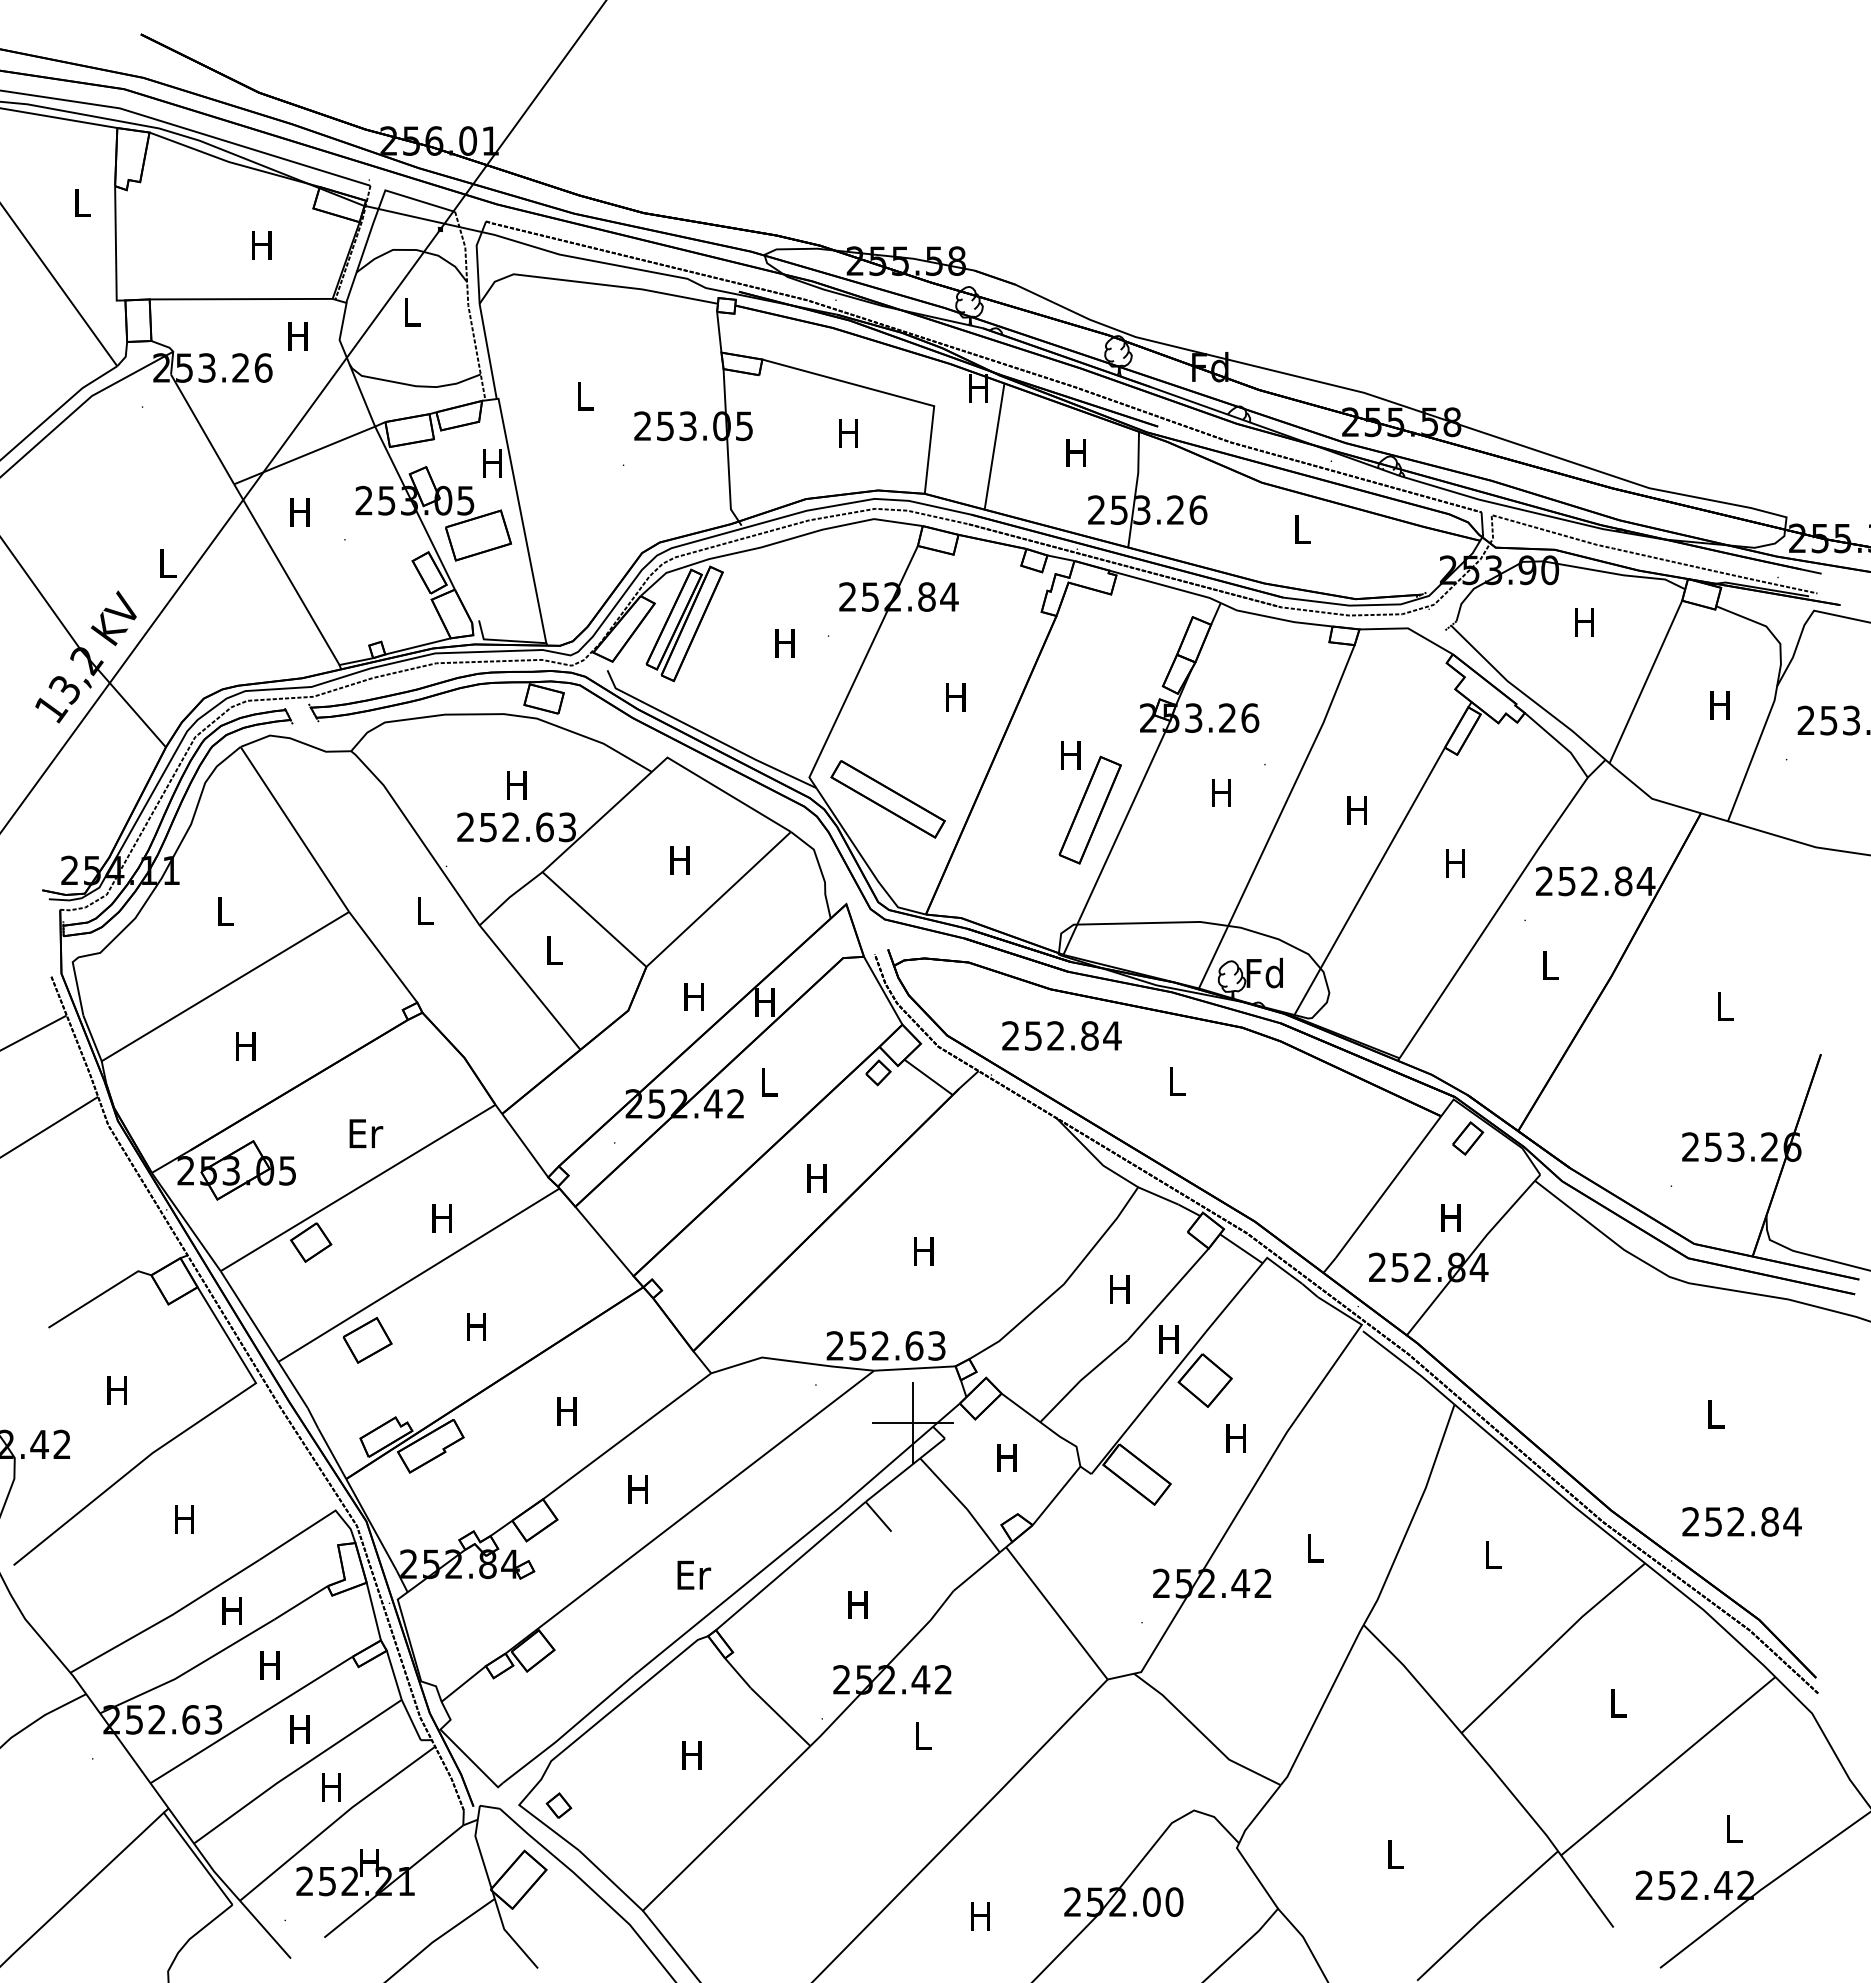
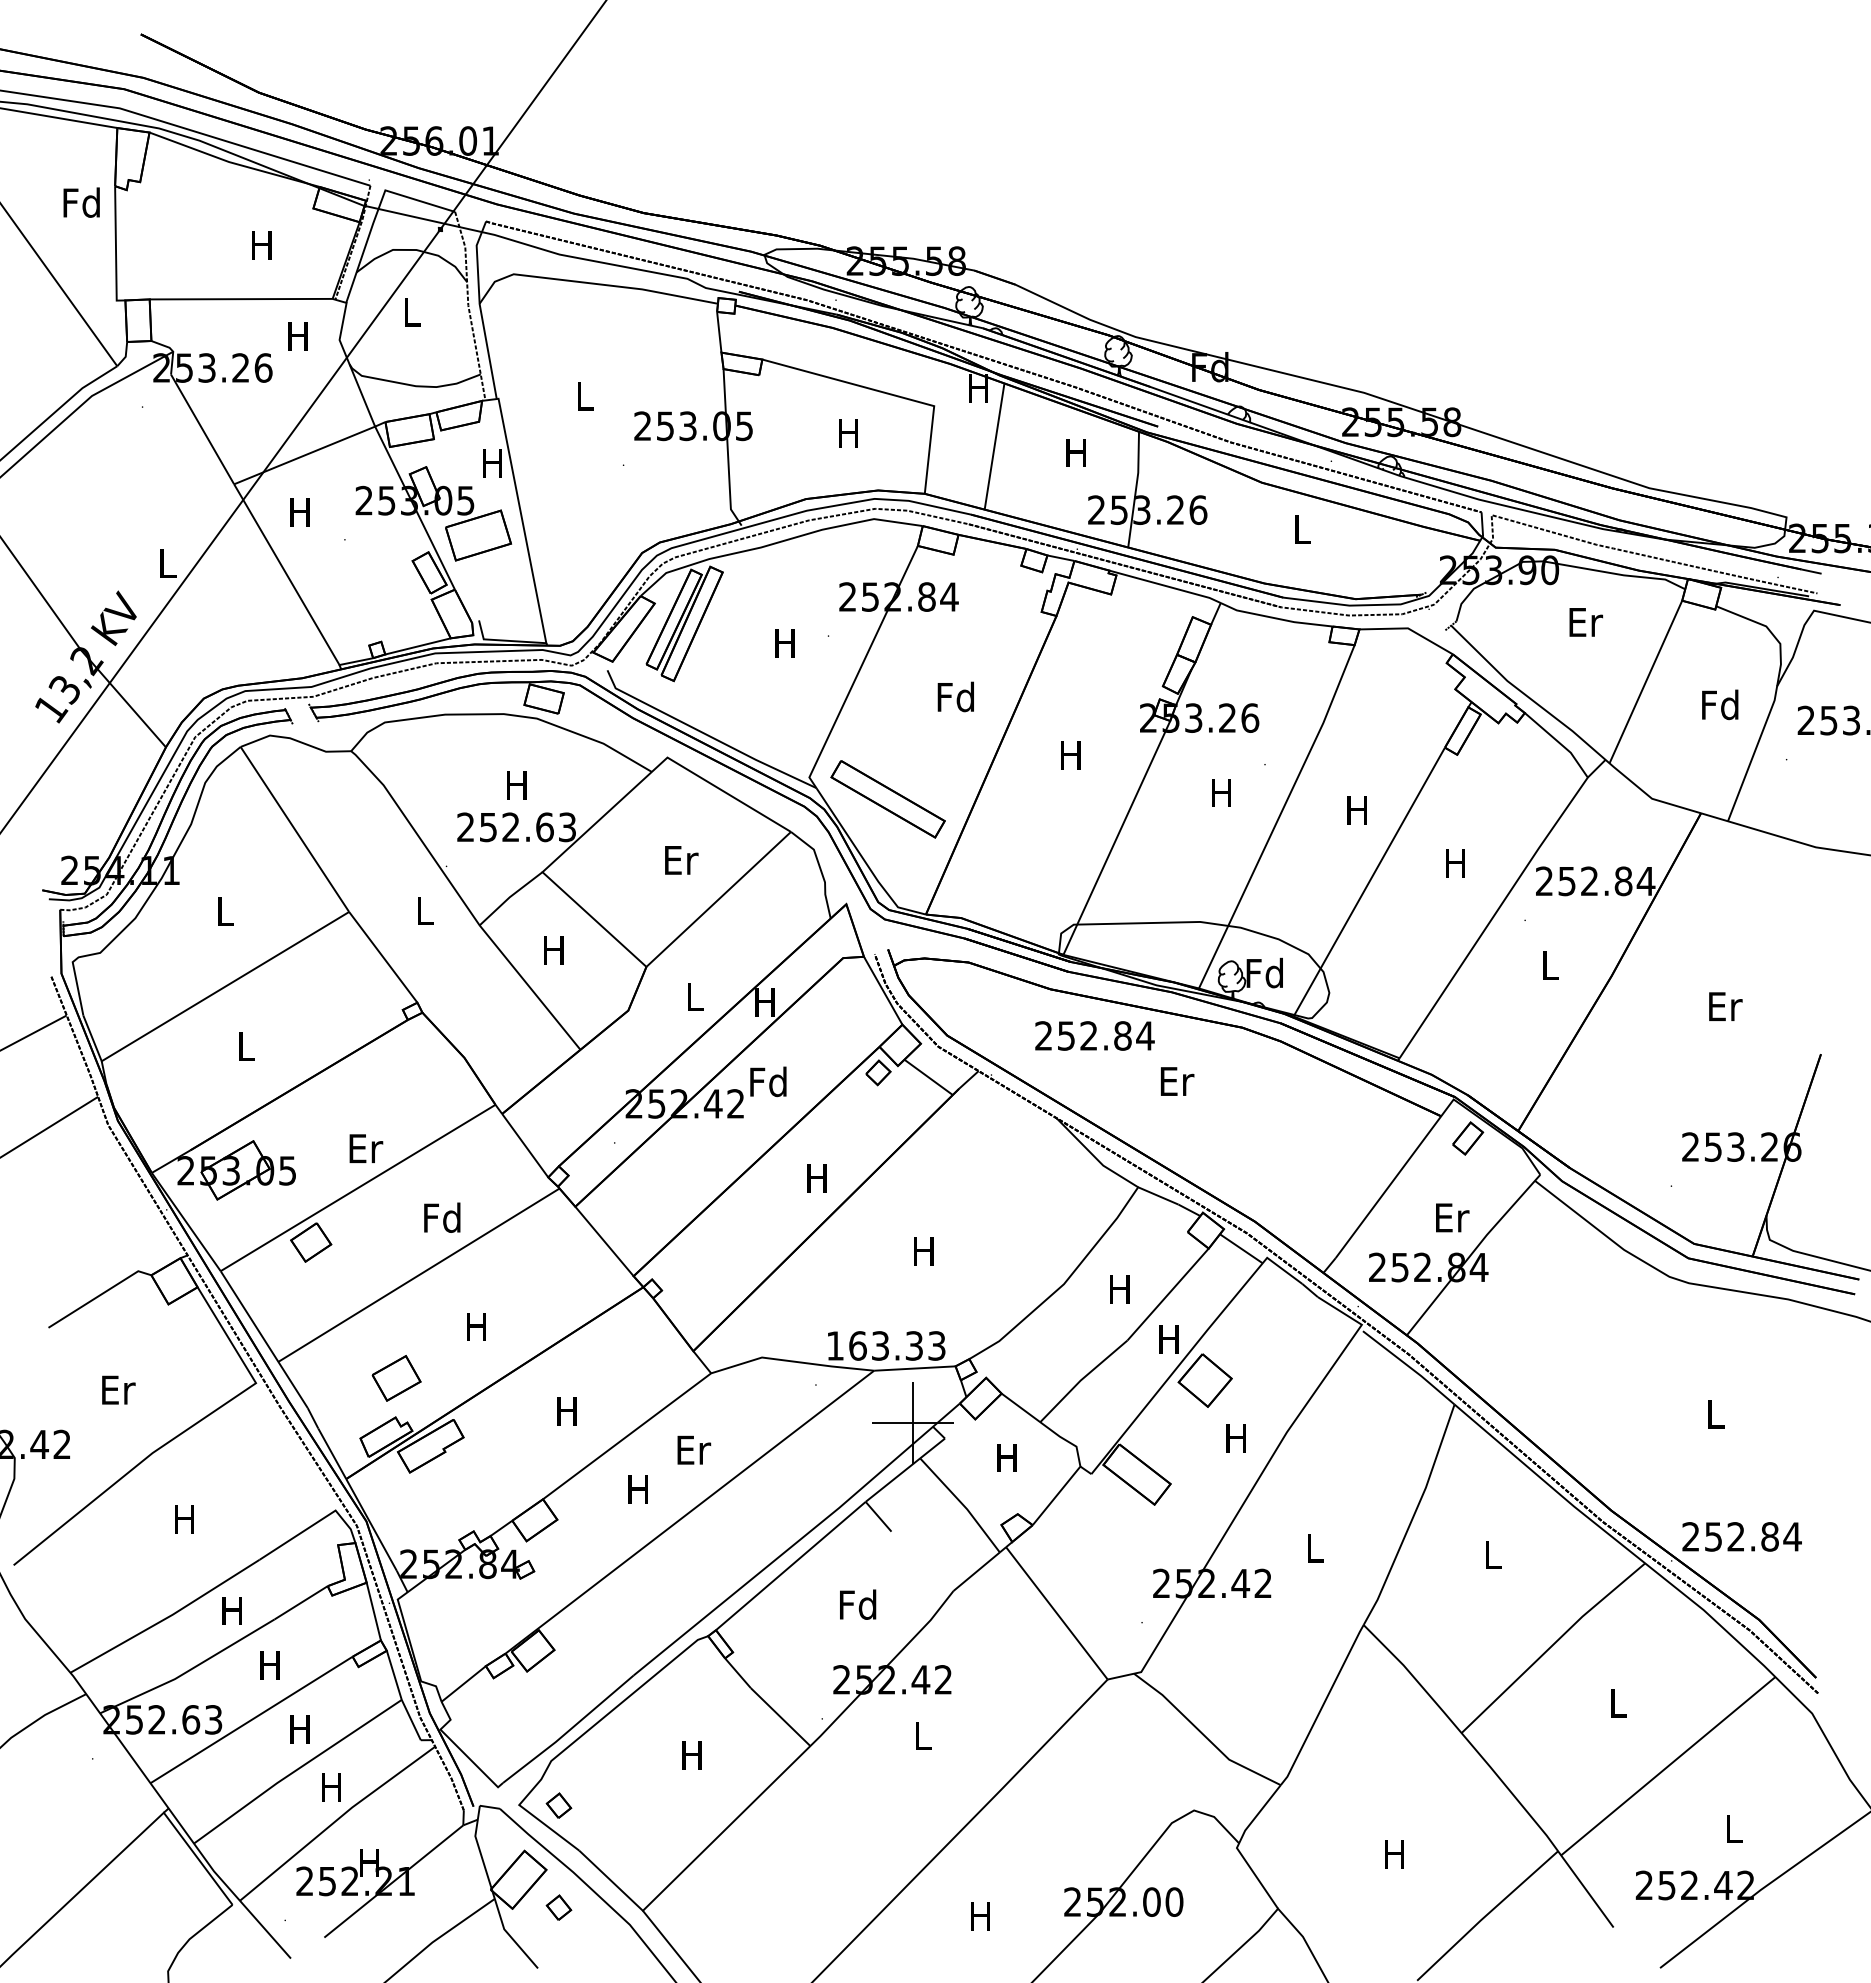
text: L -> Fd (81, 202)
text: H -> Er (1586, 622)
text: H -> Fd (955, 696)
text: H -> Fd (1720, 704)
part: present -> none (1089, 809)
text: H -> Er (681, 860)
text: L -> H (553, 950)
text: H -> L (693, 996)
text: L -> Er (1725, 1006)
text position: (1061, 1035) -> (1094, 1035) (1094, 1035)
text: H -> L (245, 1046)
text: L -> Fd (768, 1081)
text: L -> Er (1177, 1081)
text position: (366, 1133) -> (366, 1148) (366, 1148)
text: H -> Fd (442, 1217)
text: H -> Er (1452, 1217)
part position: (367, 1340) -> (396, 1378) (396, 1378)
text: 252.63 -> 163.33 (874, 1345)
text: H -> Er (118, 1389)
text position: (1741, 1521) -> (1741, 1536) (1741, 1536)
text position: (694, 1574) -> (694, 1449) (694, 1449)
text: H -> Fd (858, 1604)
text: L -> H (1394, 1854)
part: none -> present (558, 1907)
